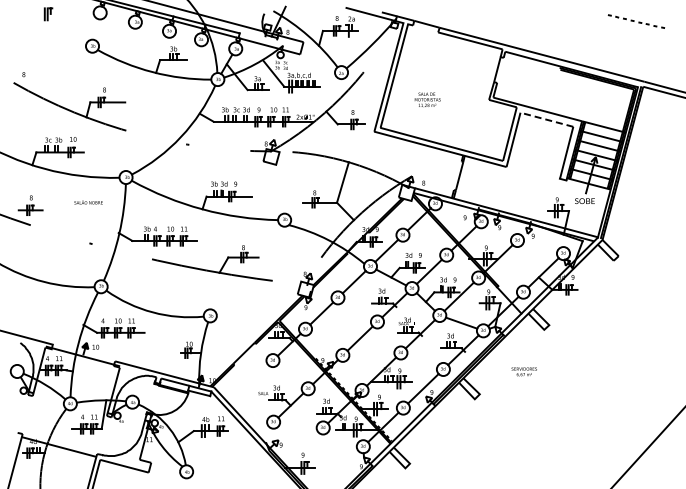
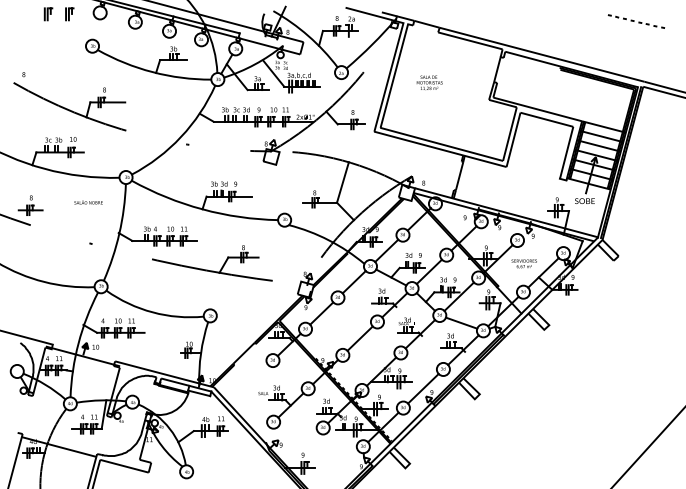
part: none -> present (69, 14)
text position: (427, 99) -> (429, 82) (429, 82)
line: dashed -> solid (546, 119)
text position: (523, 371) -> (523, 263) (523, 263)
